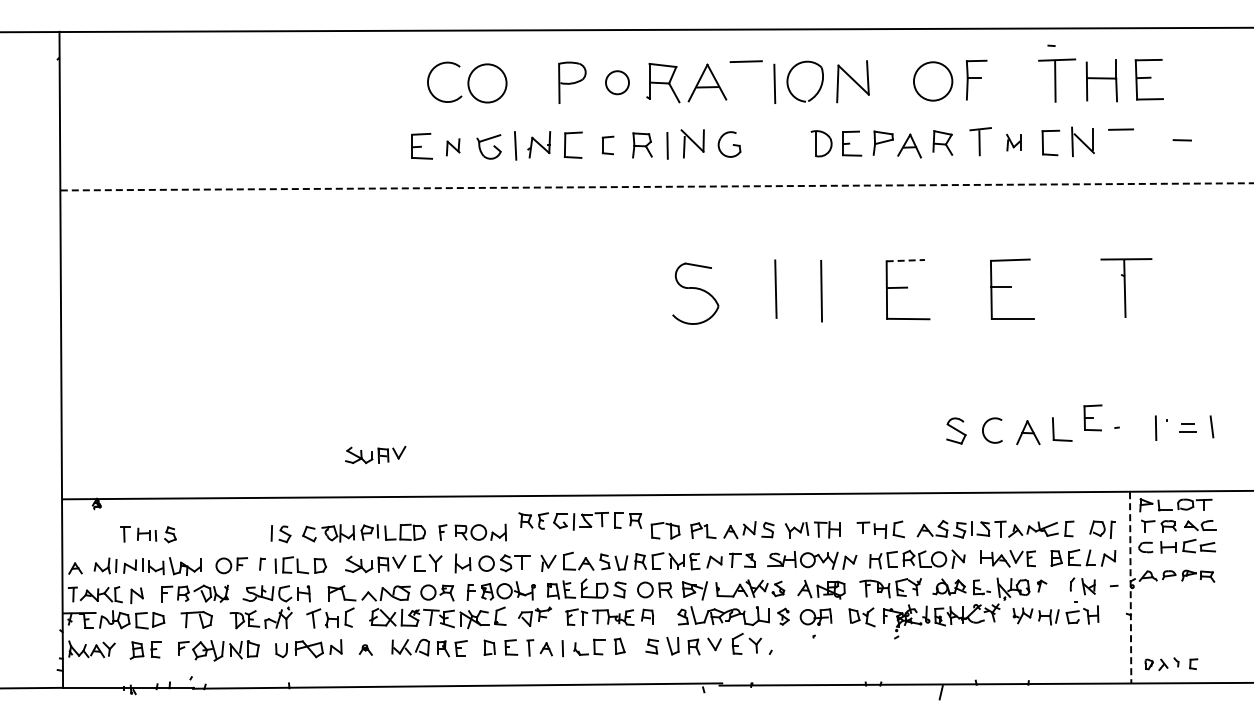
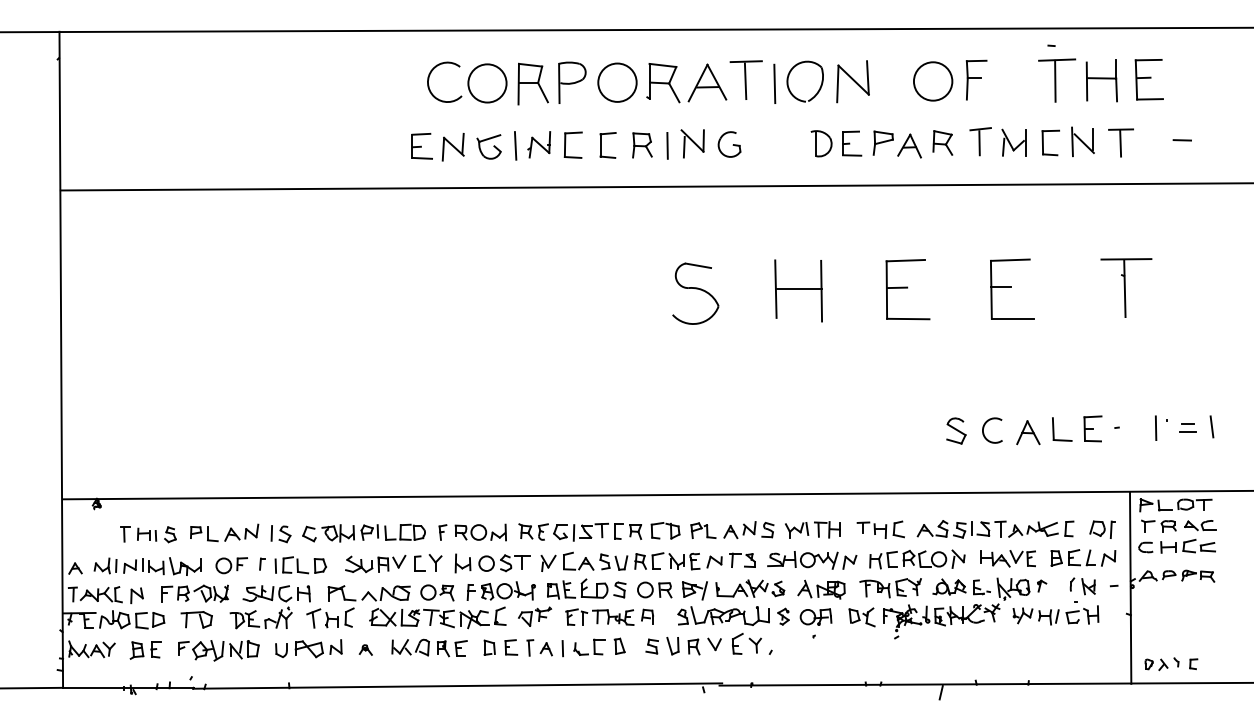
line: none -> present (745, 81)
circle diameter: 23 px -> 38 px (617, 82)
part: none -> present (532, 83)
part size: 16x19 px -> 26x29 px (1013, 142)
line: none -> present (1120, 143)
part size: 14x21 px -> 18x27 px (607, 145)
part size: 15x19 px -> 24x29 px (452, 147)
line: dashed -> solid (657, 186)
line: dashed -> solid (906, 260)
line: none -> present (799, 288)
part position: (1092, 417) -> (1092, 428) (1092, 428)
part: present -> none (375, 454)
part position: (580, 520) -> (580, 531) (580, 531)
part: none -> present (224, 532)
line: dashed -> solid (1130, 588)
